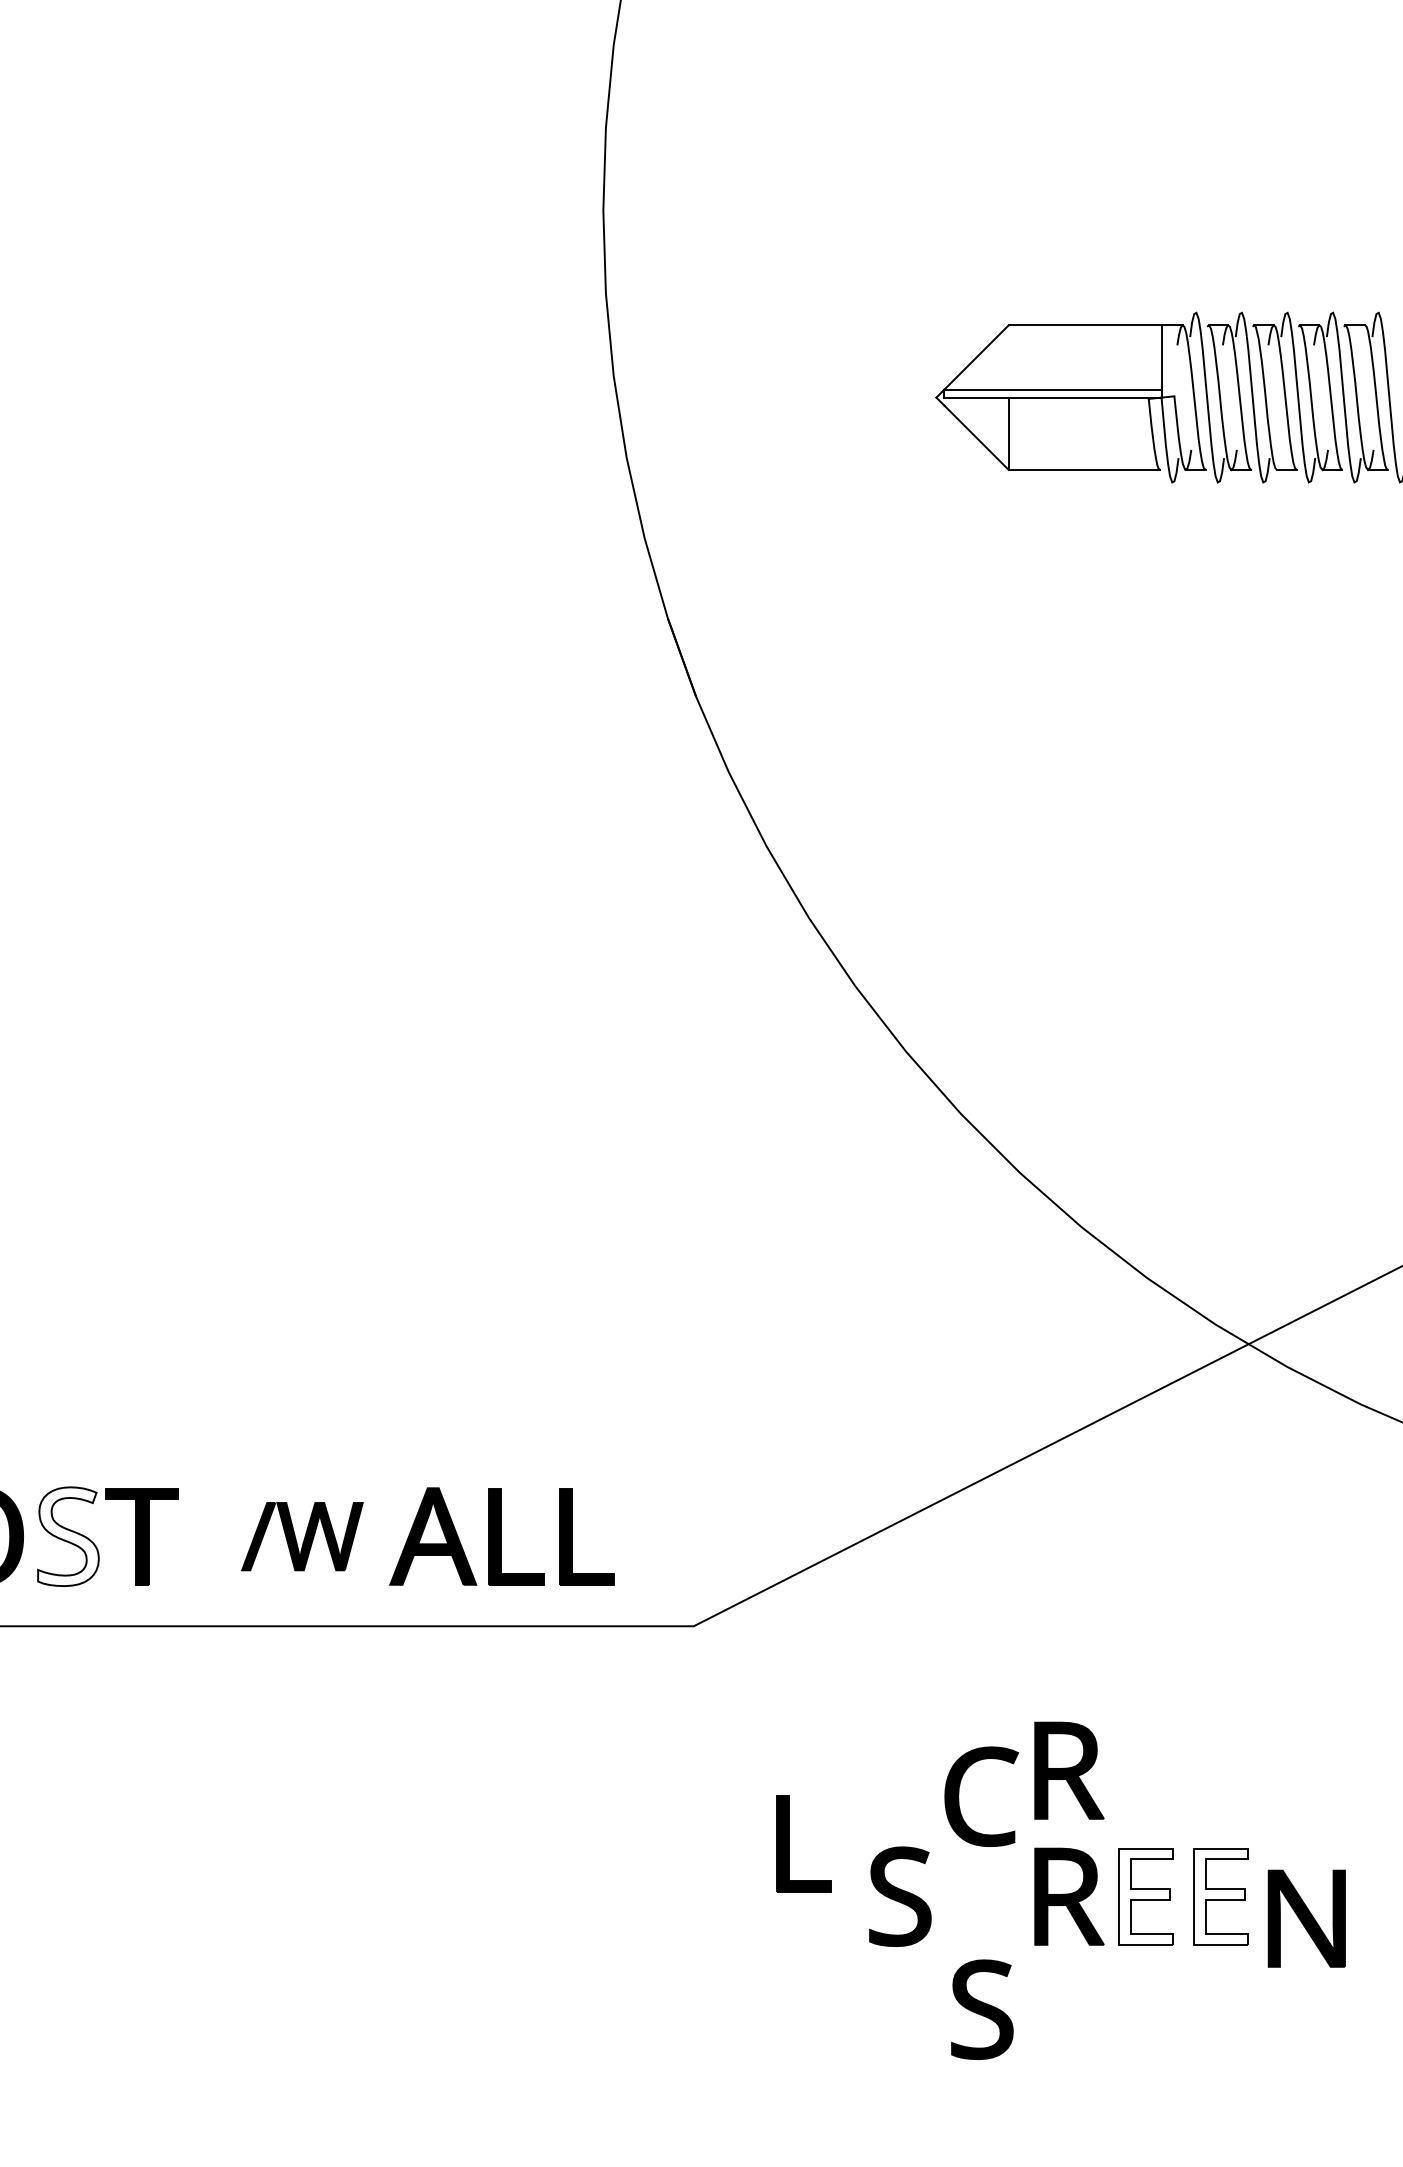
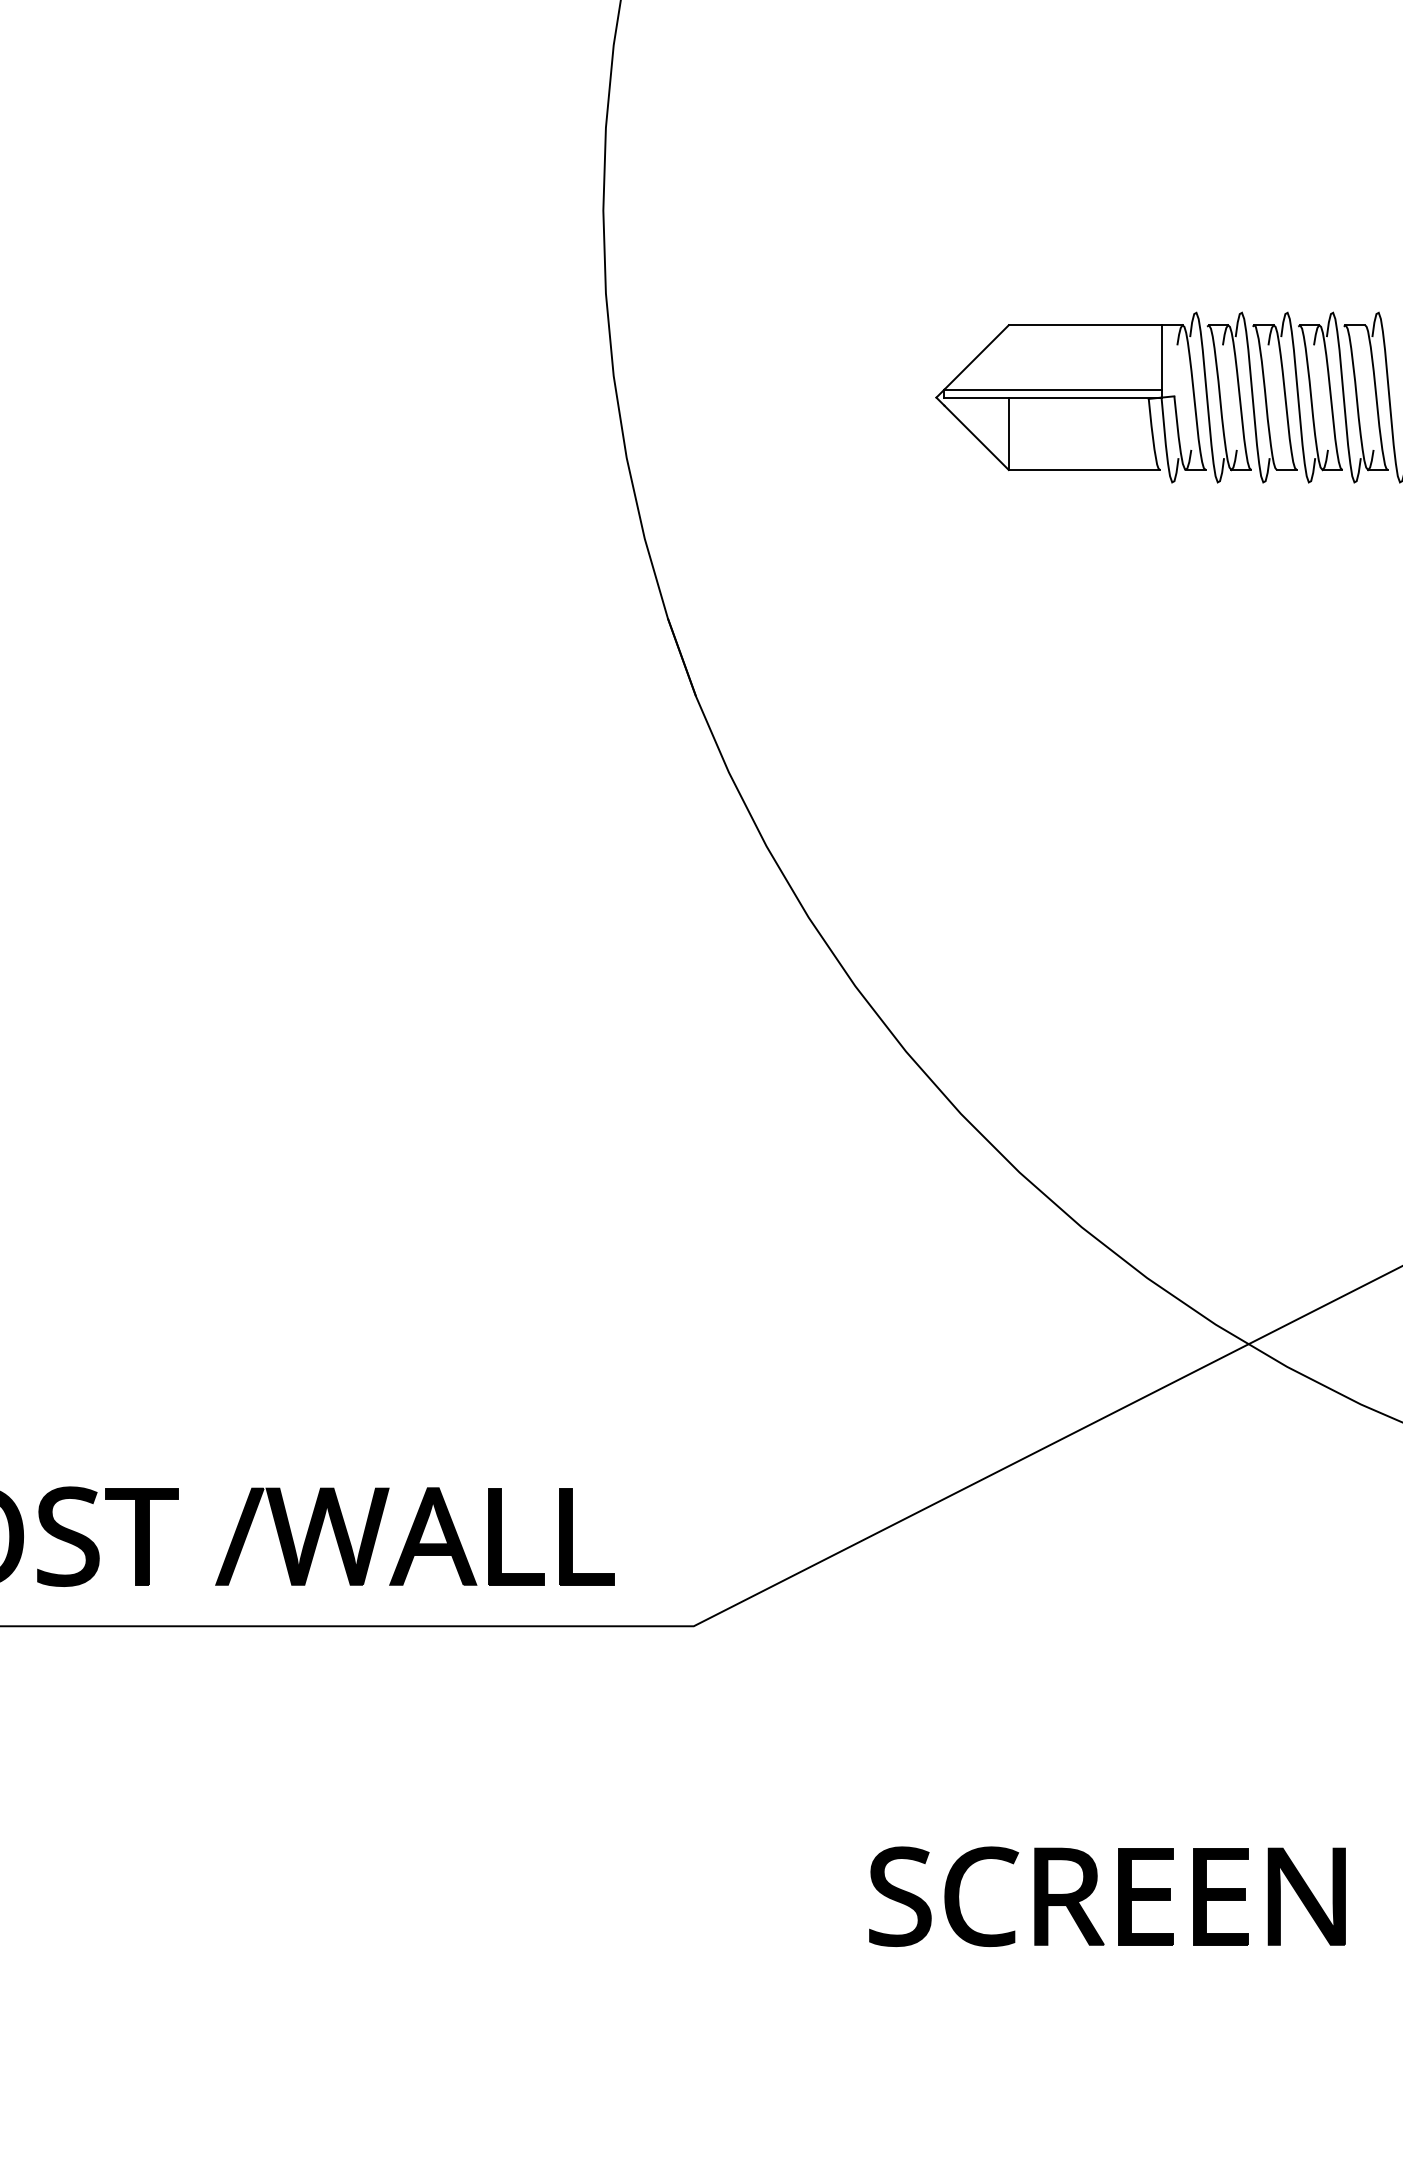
fill: none -> present (68, 1536)
part size: 123x70 px -> 175x99 px (302, 1536)
part: present -> none (1069, 1770)
part position: (959, 1795) -> (959, 1895) (959, 1895)
part: present -> none (789, 1843)
fill: none -> present (1145, 1896)
fill: none -> present (1220, 1896)
part position: (1306, 1918) -> (1306, 1896) (1306, 1896)
part: present -> none (982, 2009)
